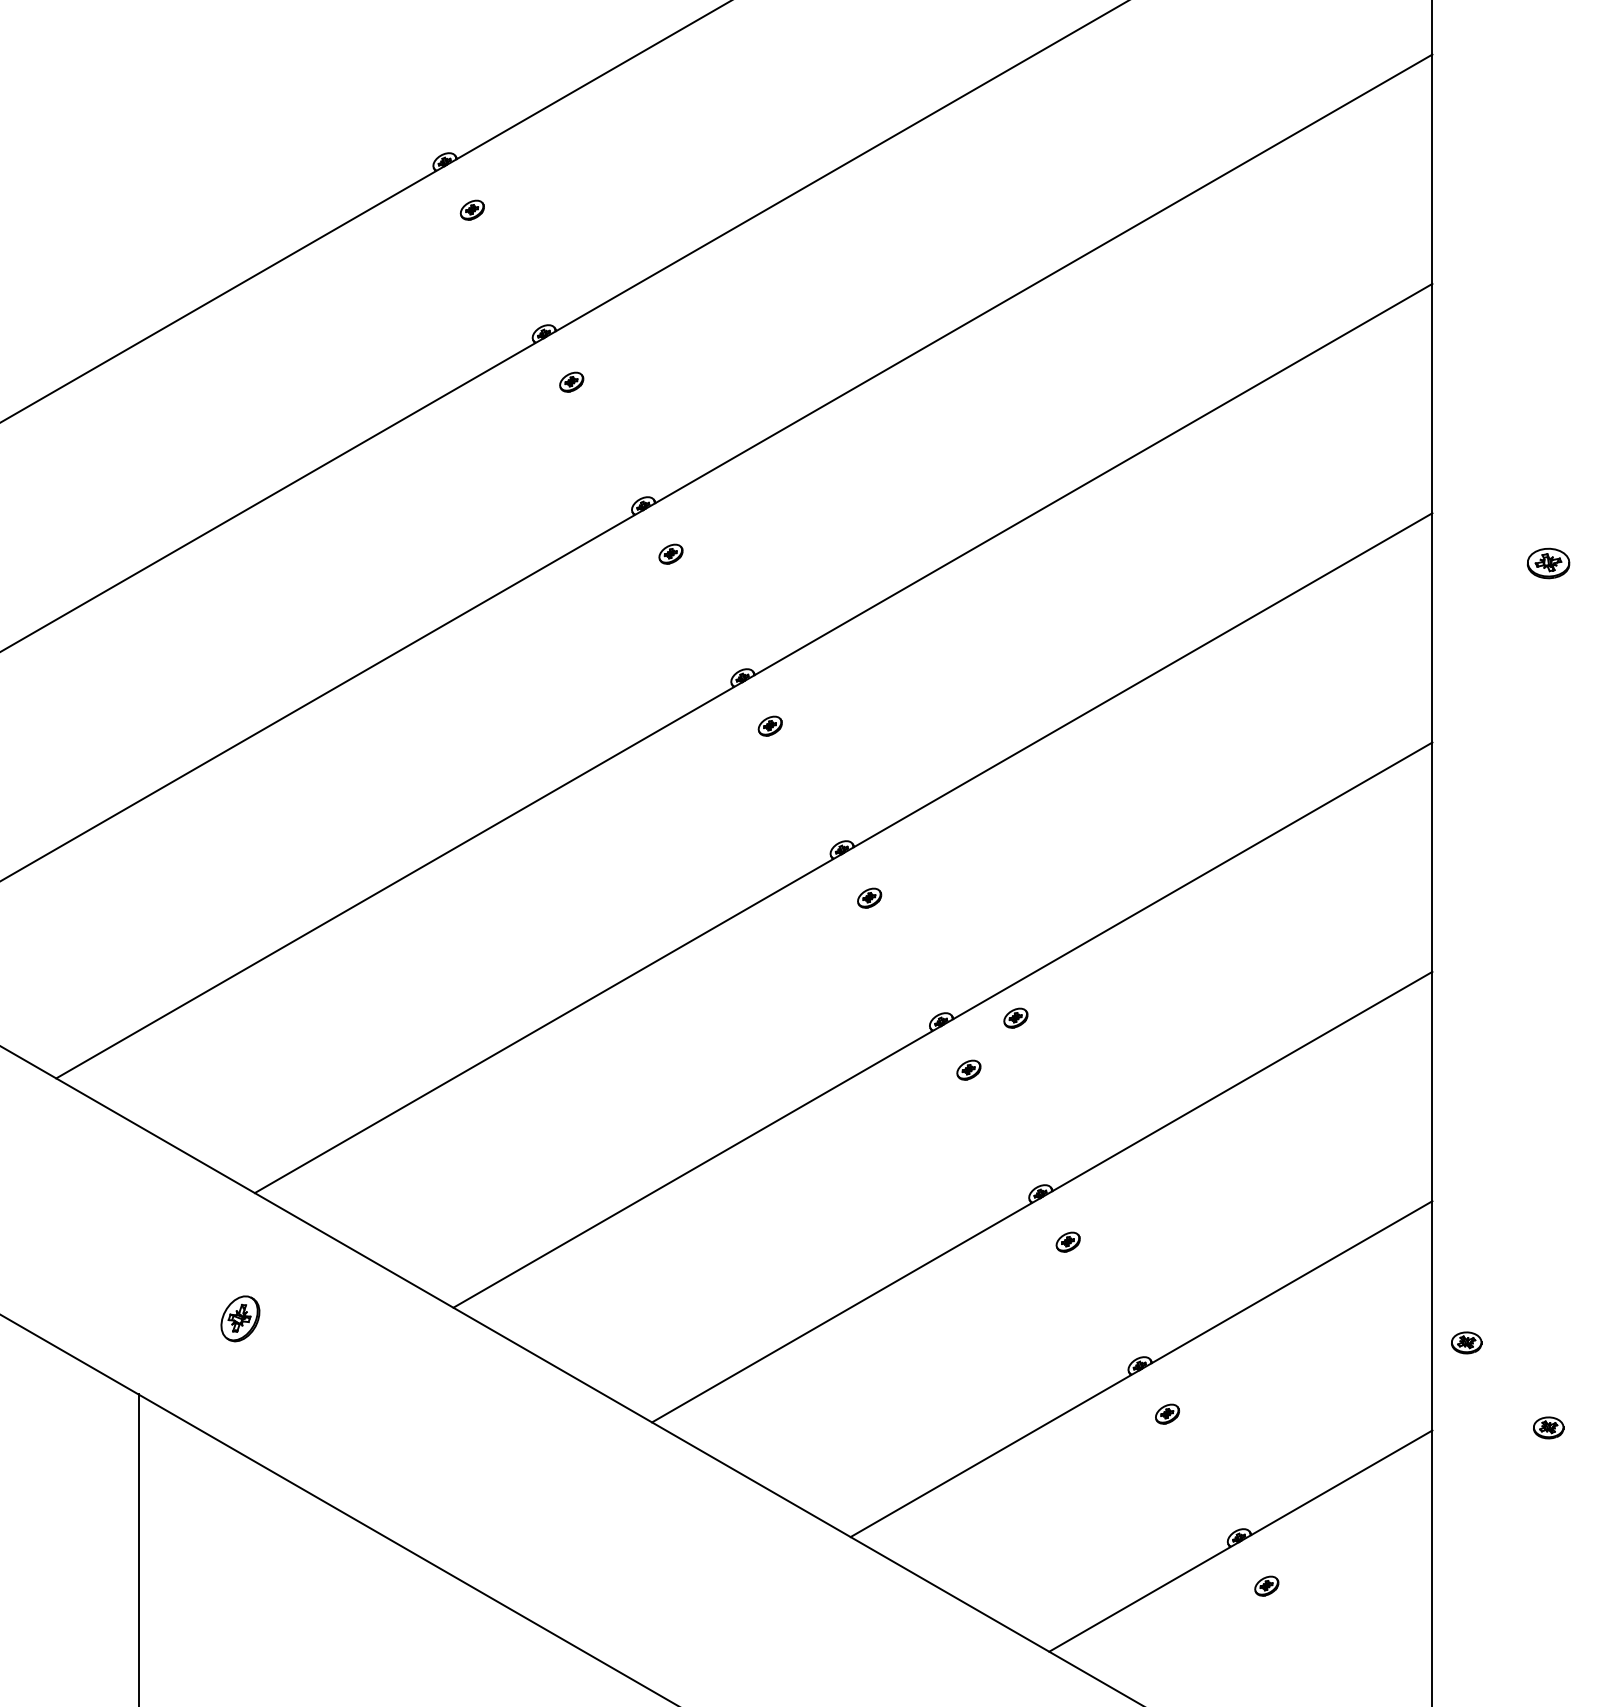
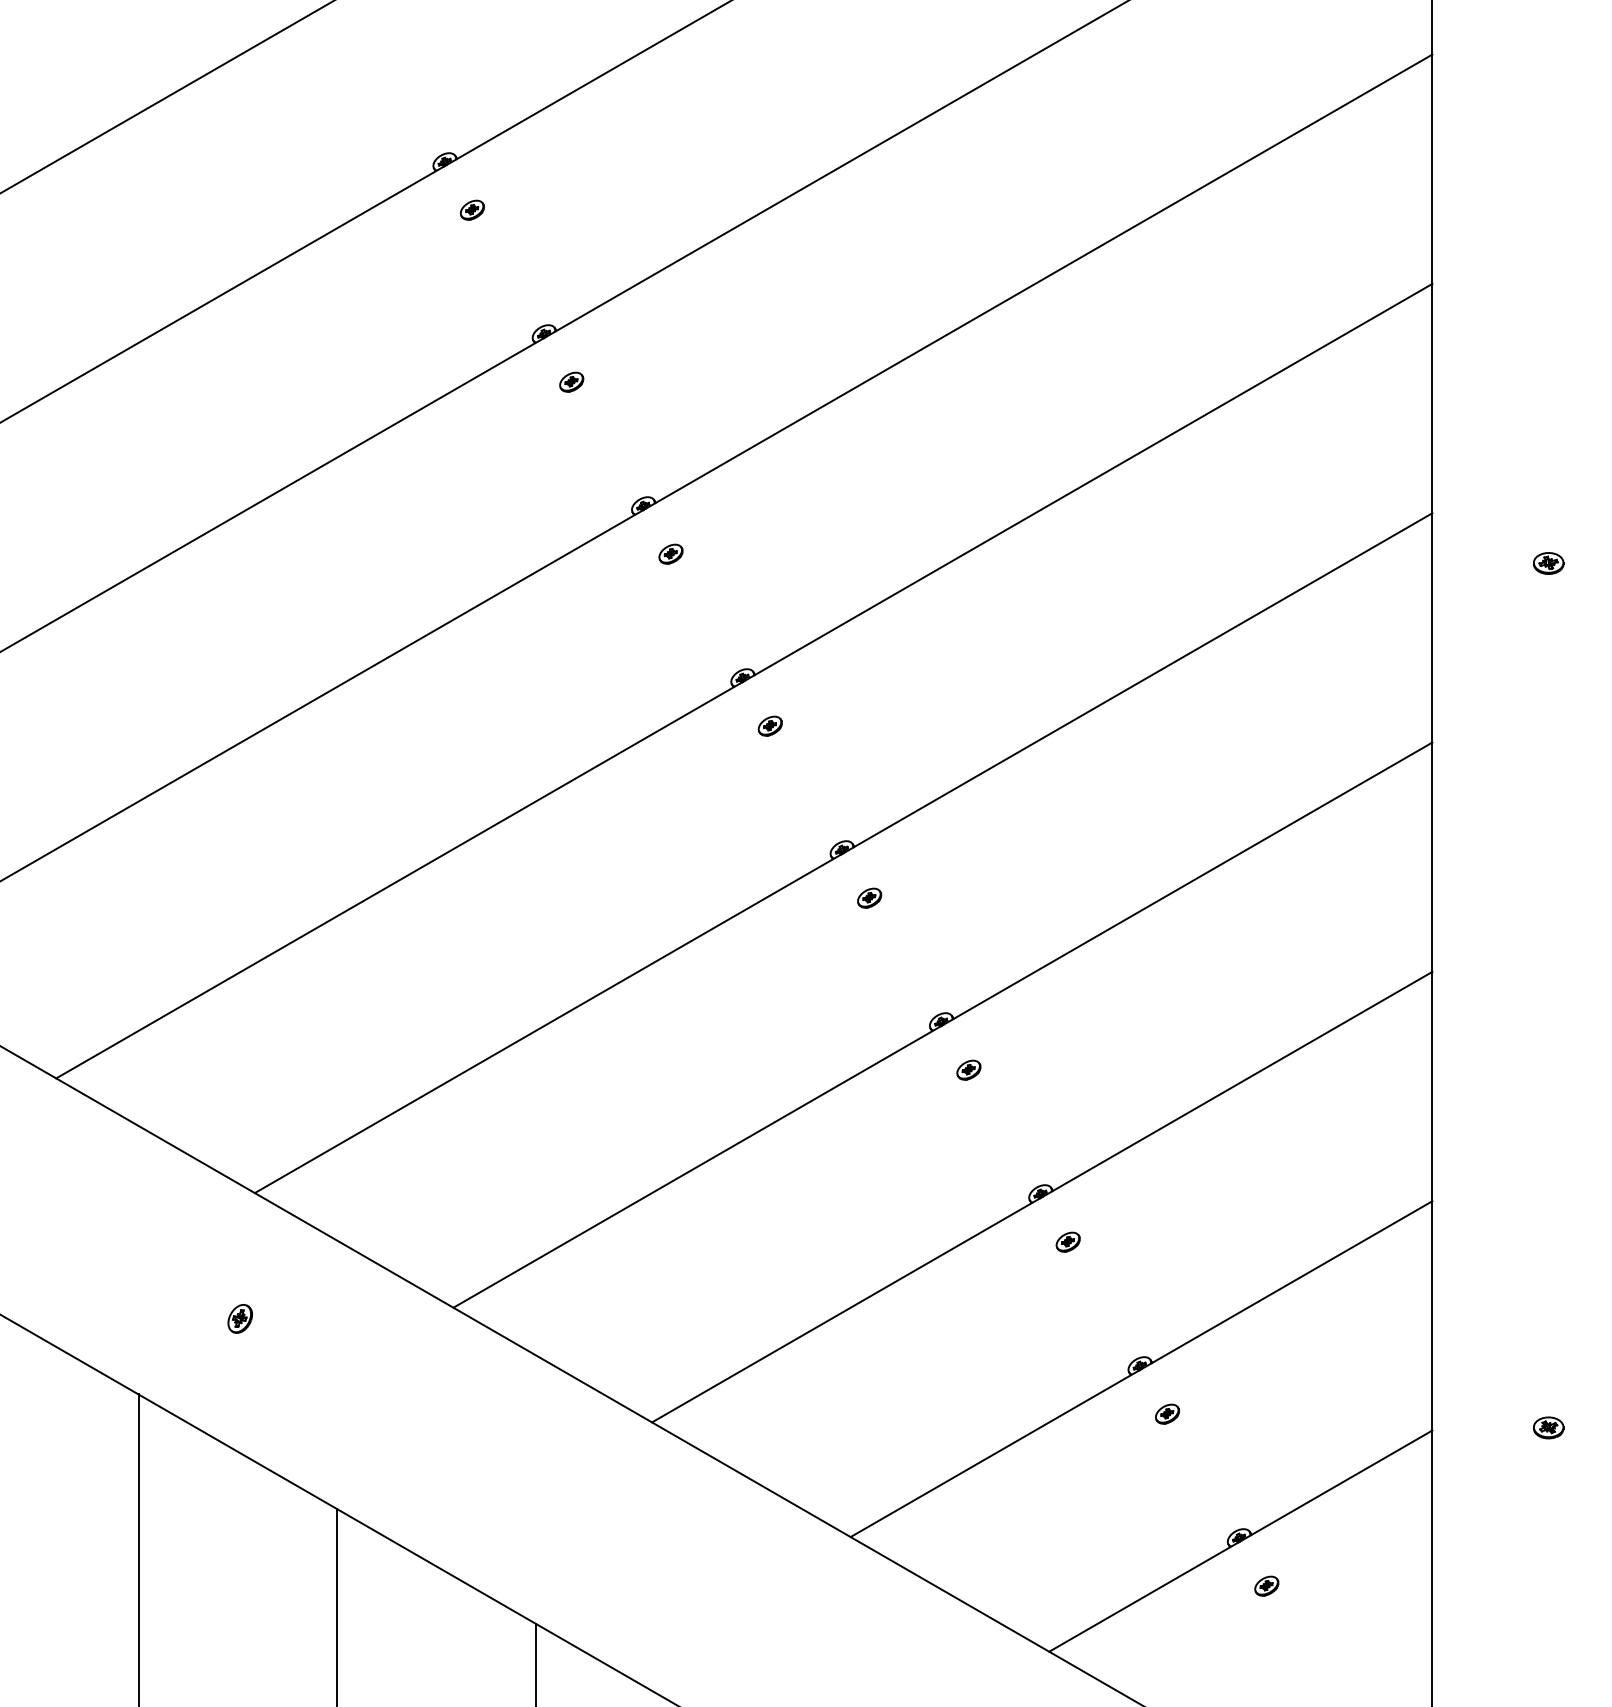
line: none -> present (166, 97)
part size: 44x33 px -> 32x23 px (1548, 563)
part: present -> none (1015, 1017)
part size: 41x48 px -> 26x30 px (239, 1318)
part: present -> none (1466, 1342)
line: none -> present (337, 1606)
line: none -> present (535, 1663)
